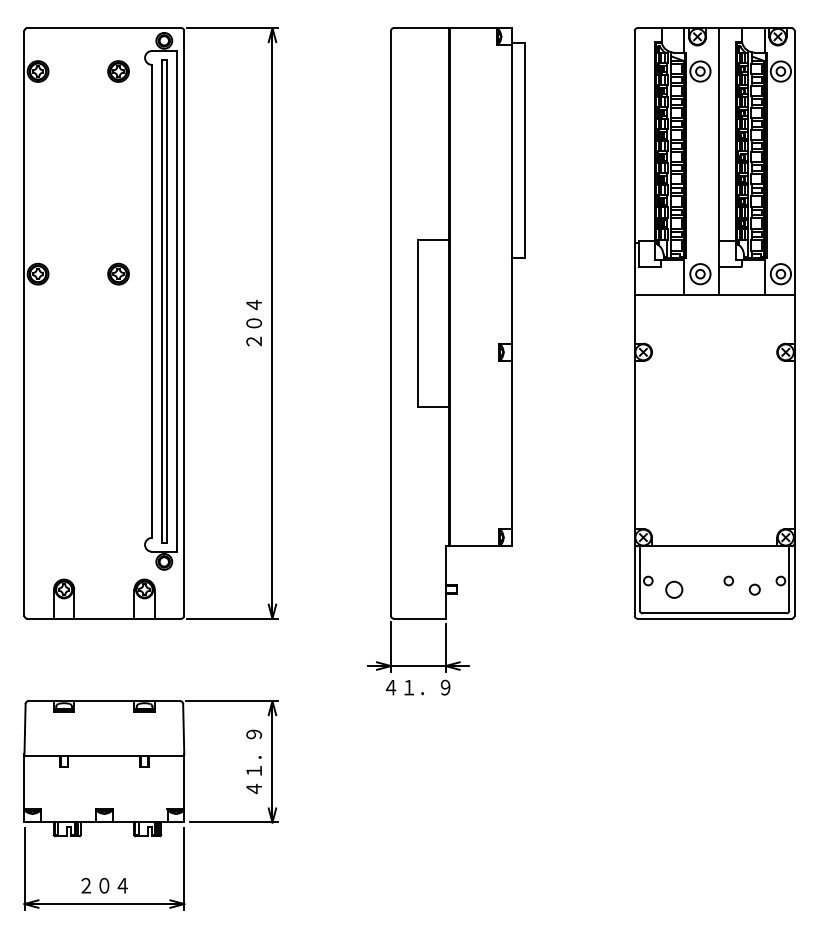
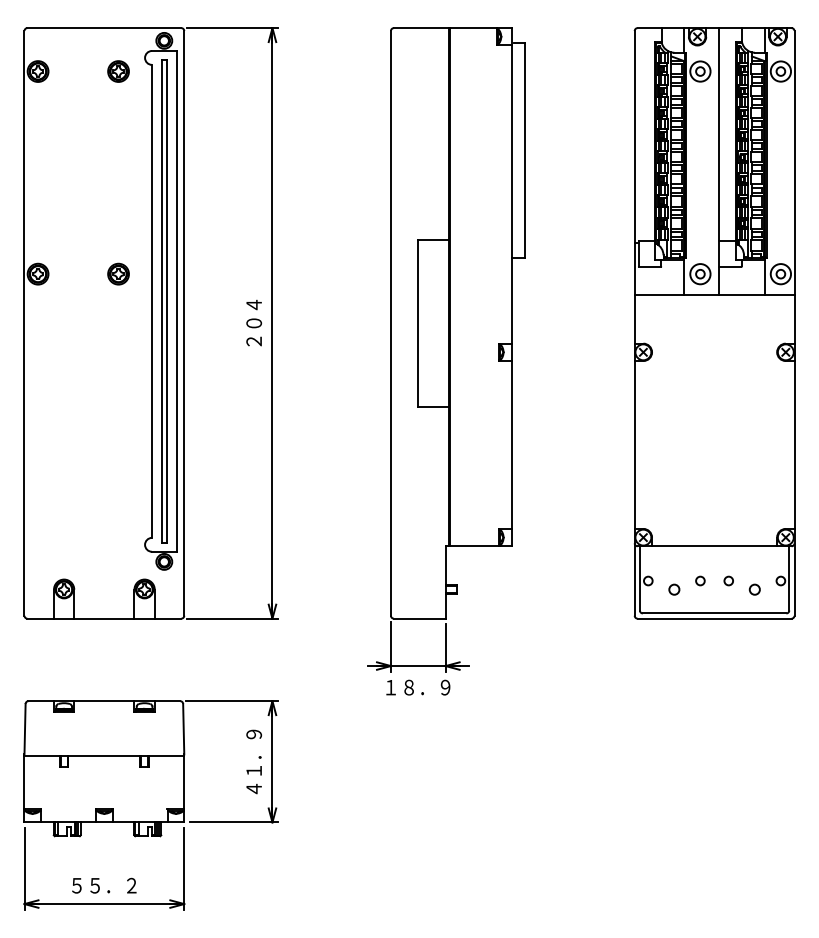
circle: none -> present (700, 580)
circle size: 19x19 px -> 13x13 px (674, 589)
text: ４１．９ -> １８．９ (399, 687)
text: ２０４ -> ５５．２ (104, 885)
